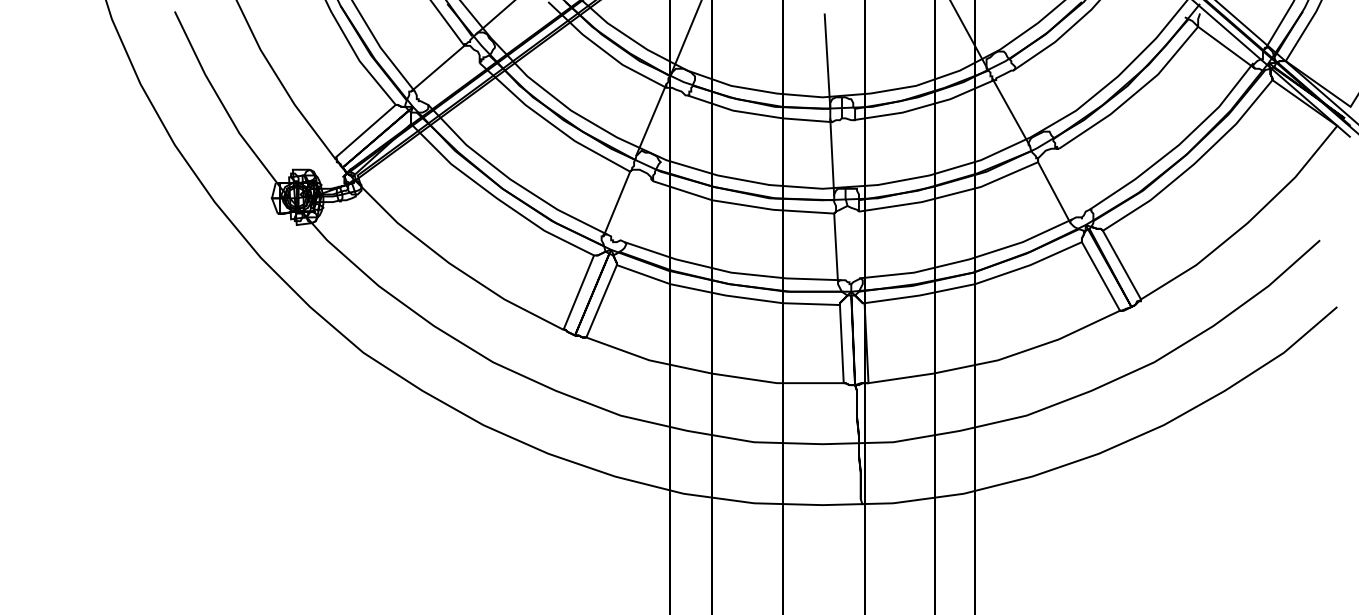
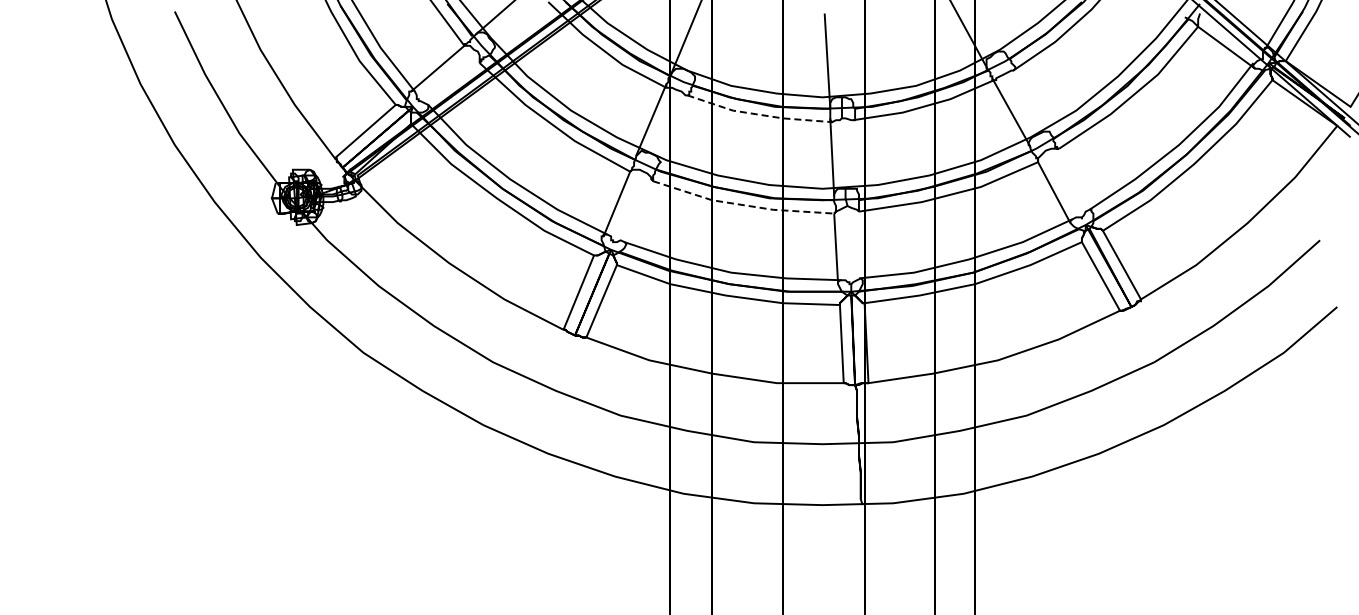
line: solid -> dashed (758, 114)
line: solid -> dashed (742, 205)
